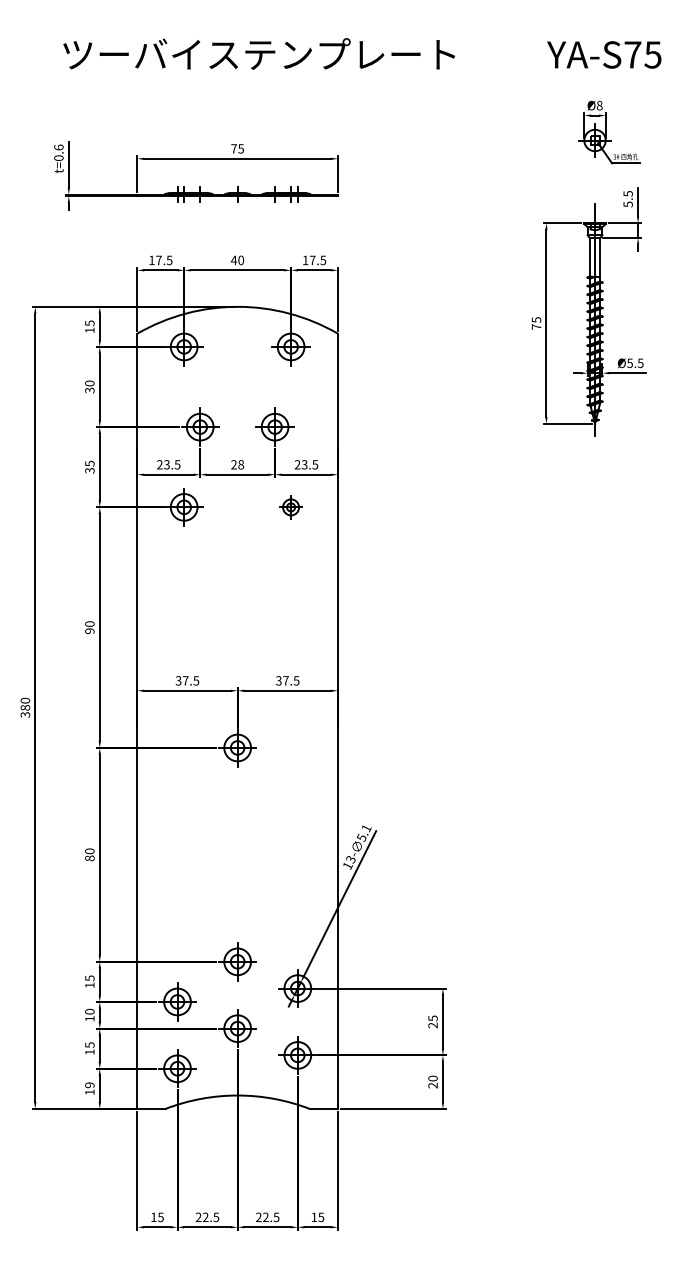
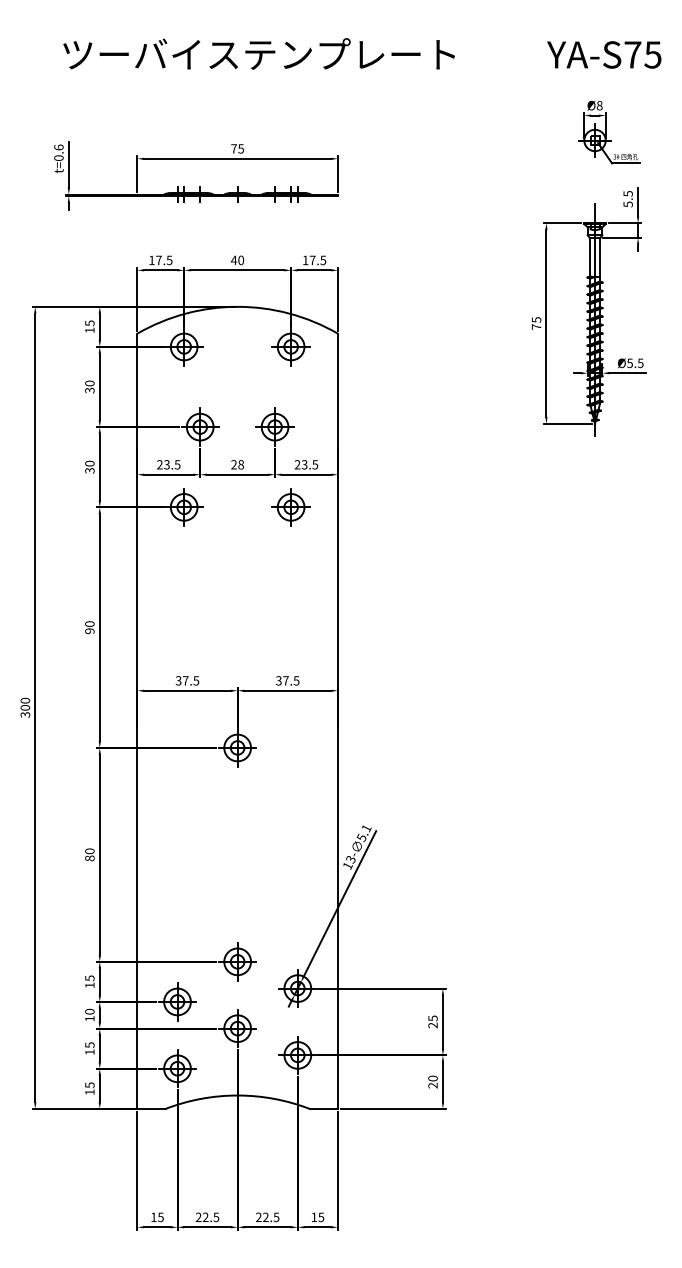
text: 35 -> 30 (89, 463)
part size: 24x25 px -> 40x39 px (290, 507)
text: 380 -> 300 (25, 707)
text: 19 -> 15 (89, 1085)
